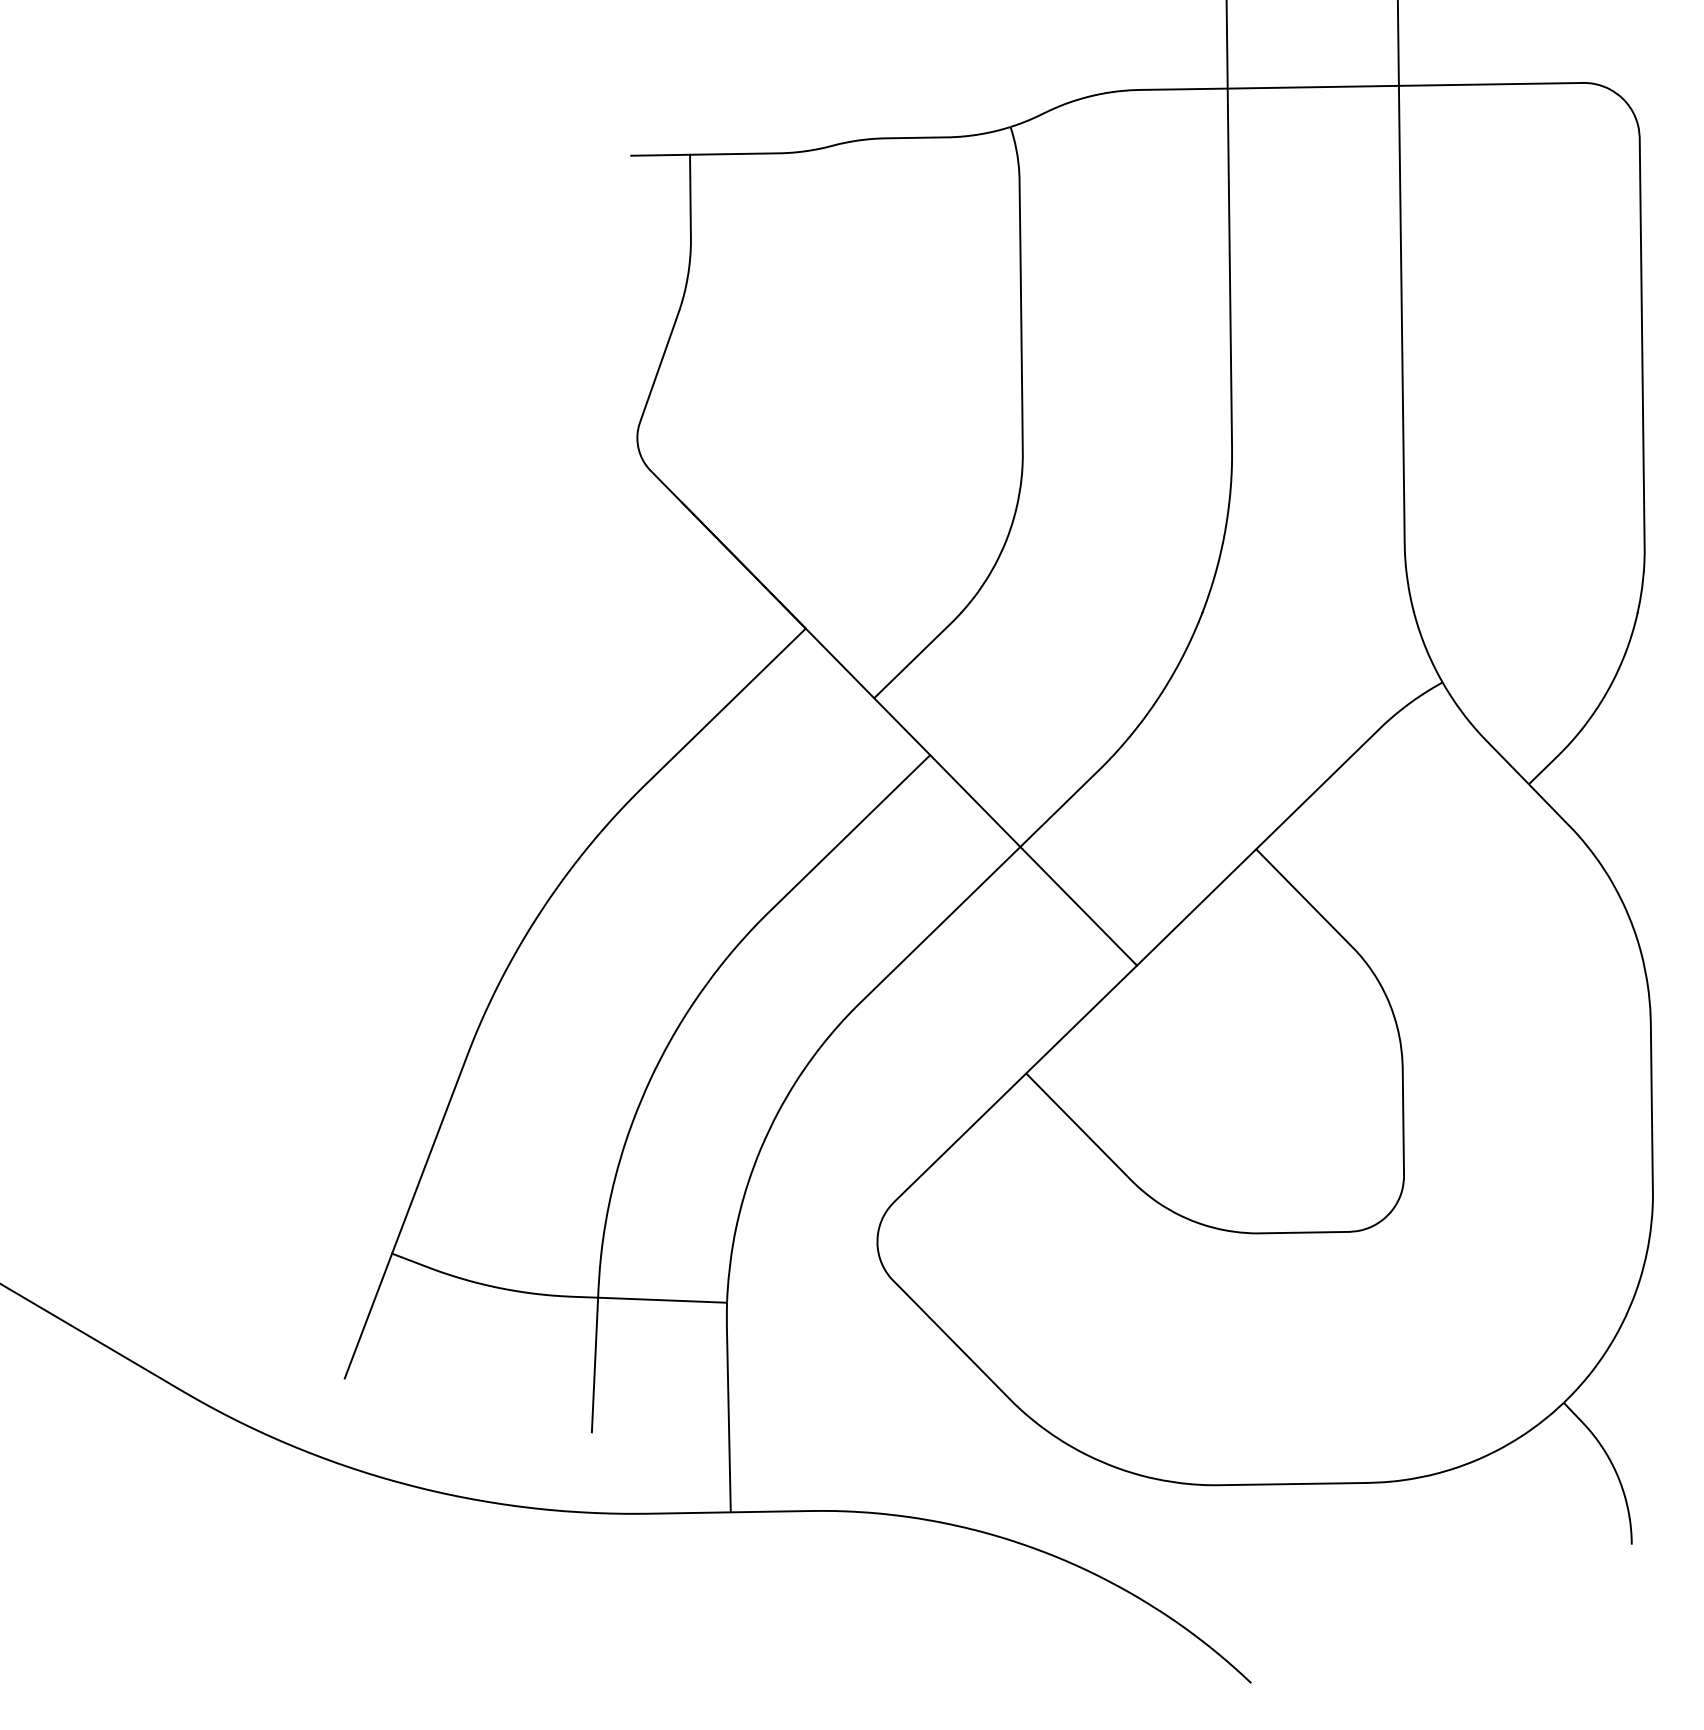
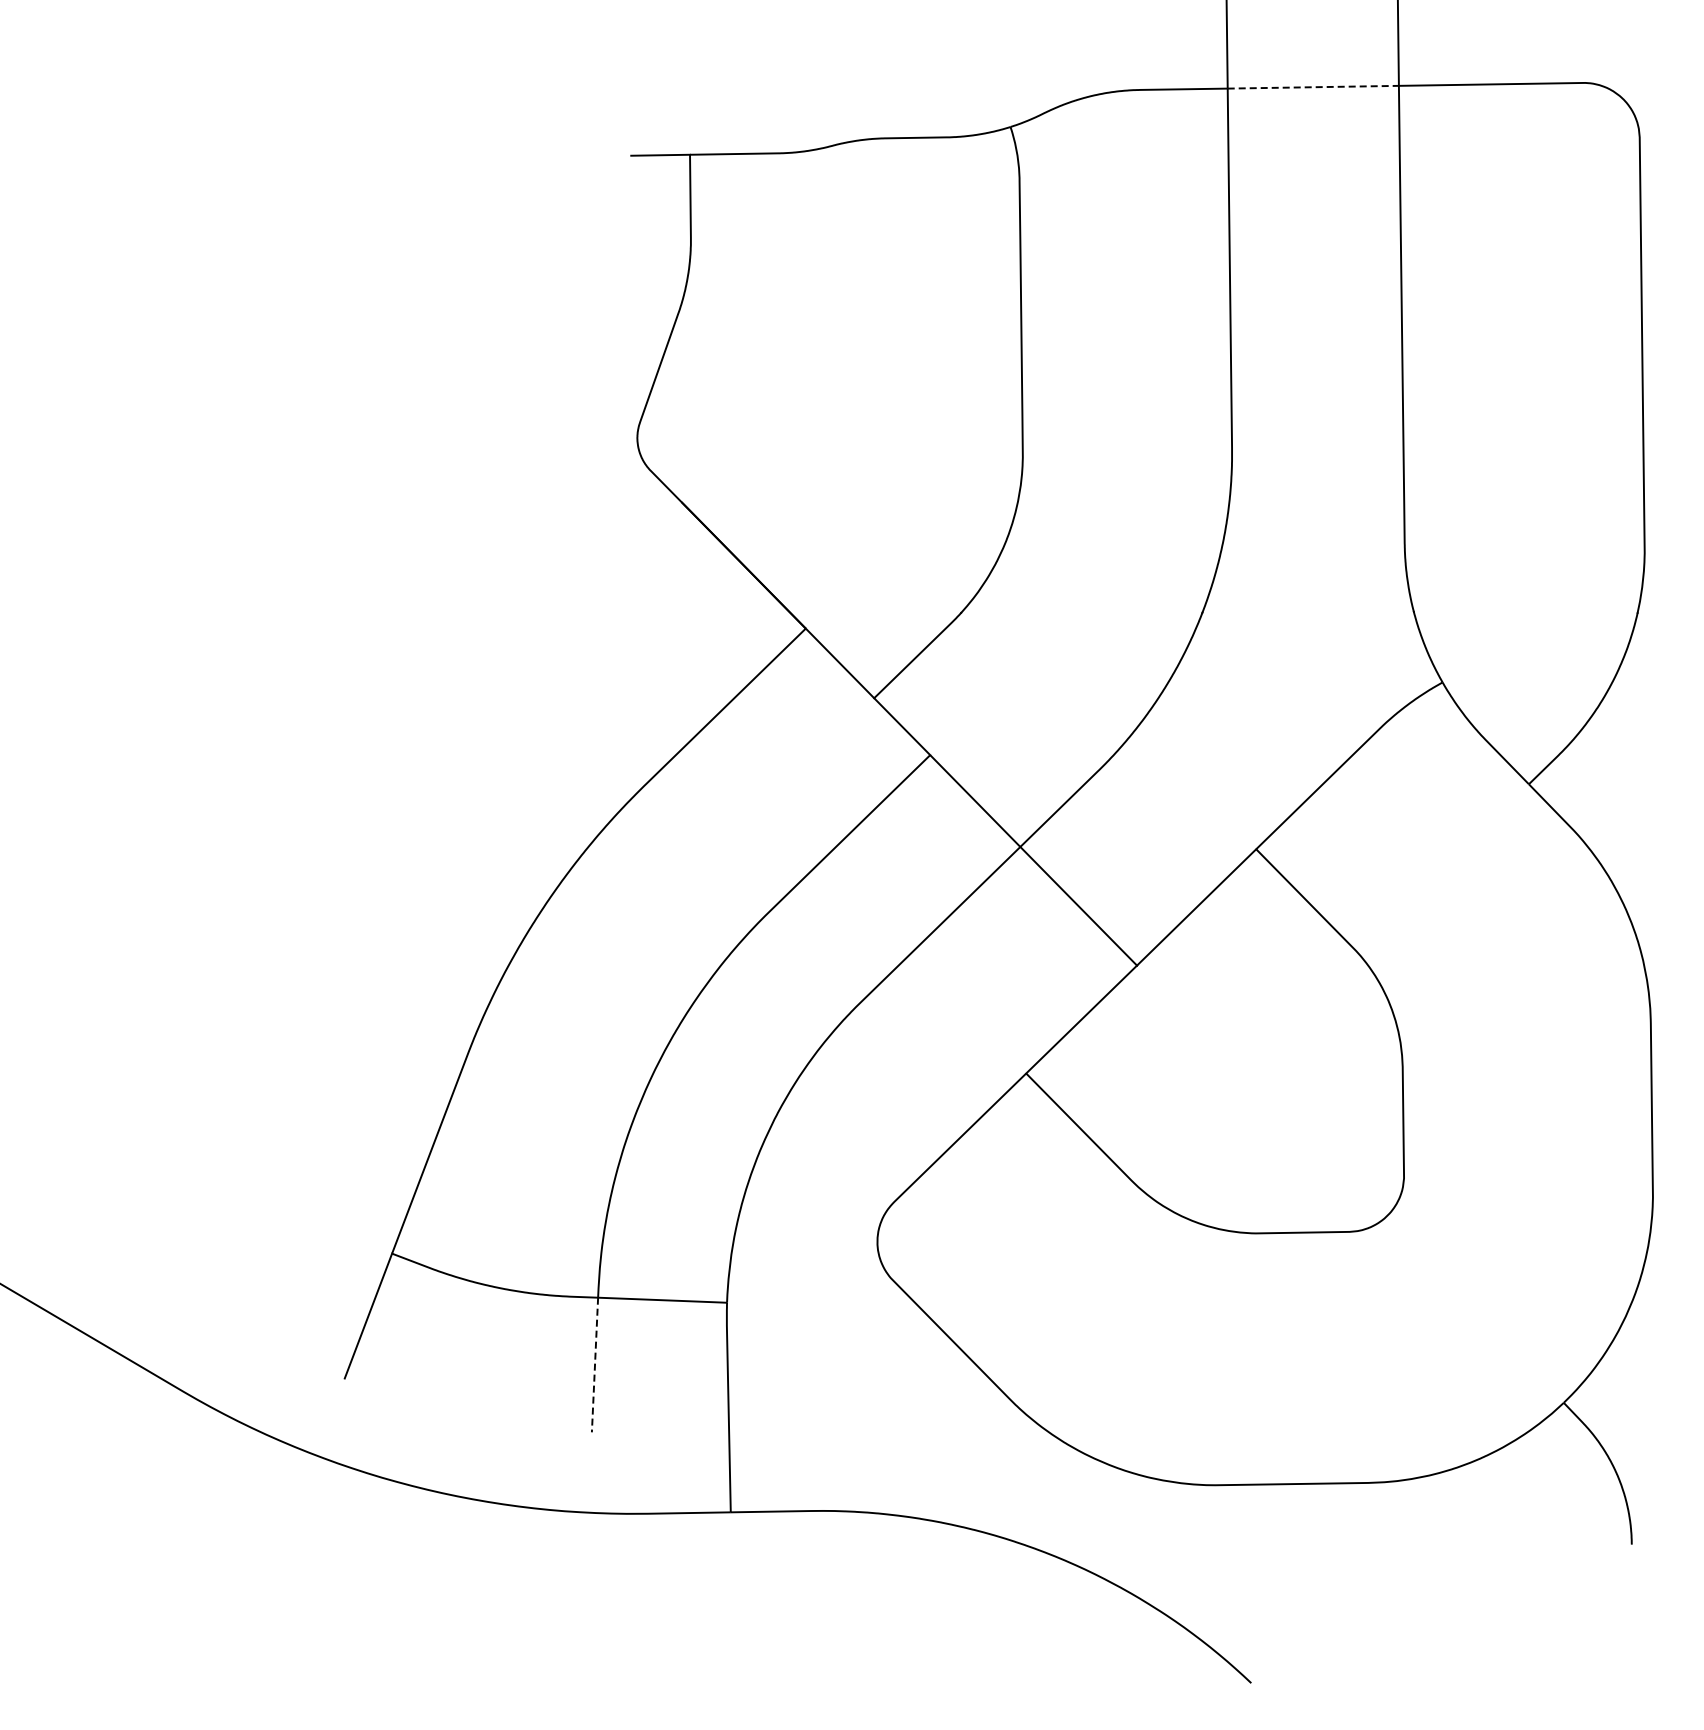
line: solid -> dashed (1313, 87)
line: solid -> dashed (594, 1365)
